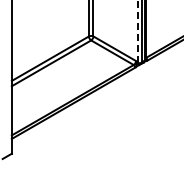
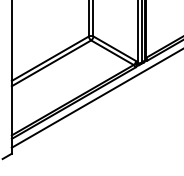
line: dashed -> solid (137, 30)
line: none -> present (95, 98)
